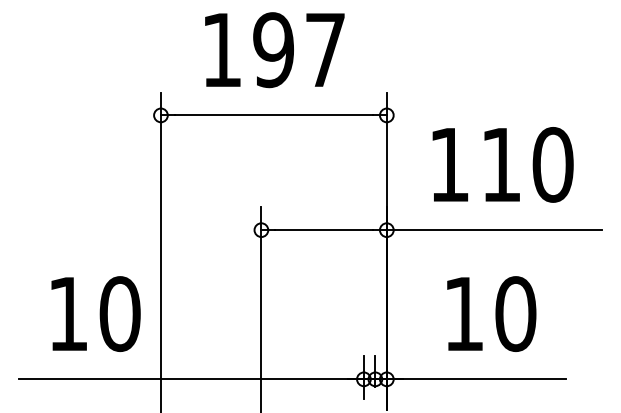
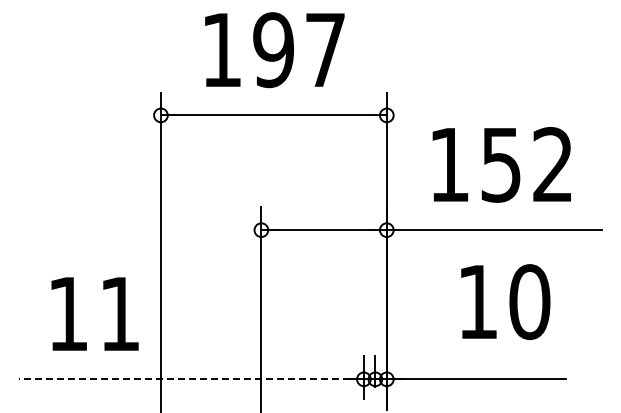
text: 110 -> 152 (527, 164)
text position: (491, 313) -> (505, 301) (505, 301)
text: 10 -> 11 (119, 314)
line: solid -> dashed (184, 379)
